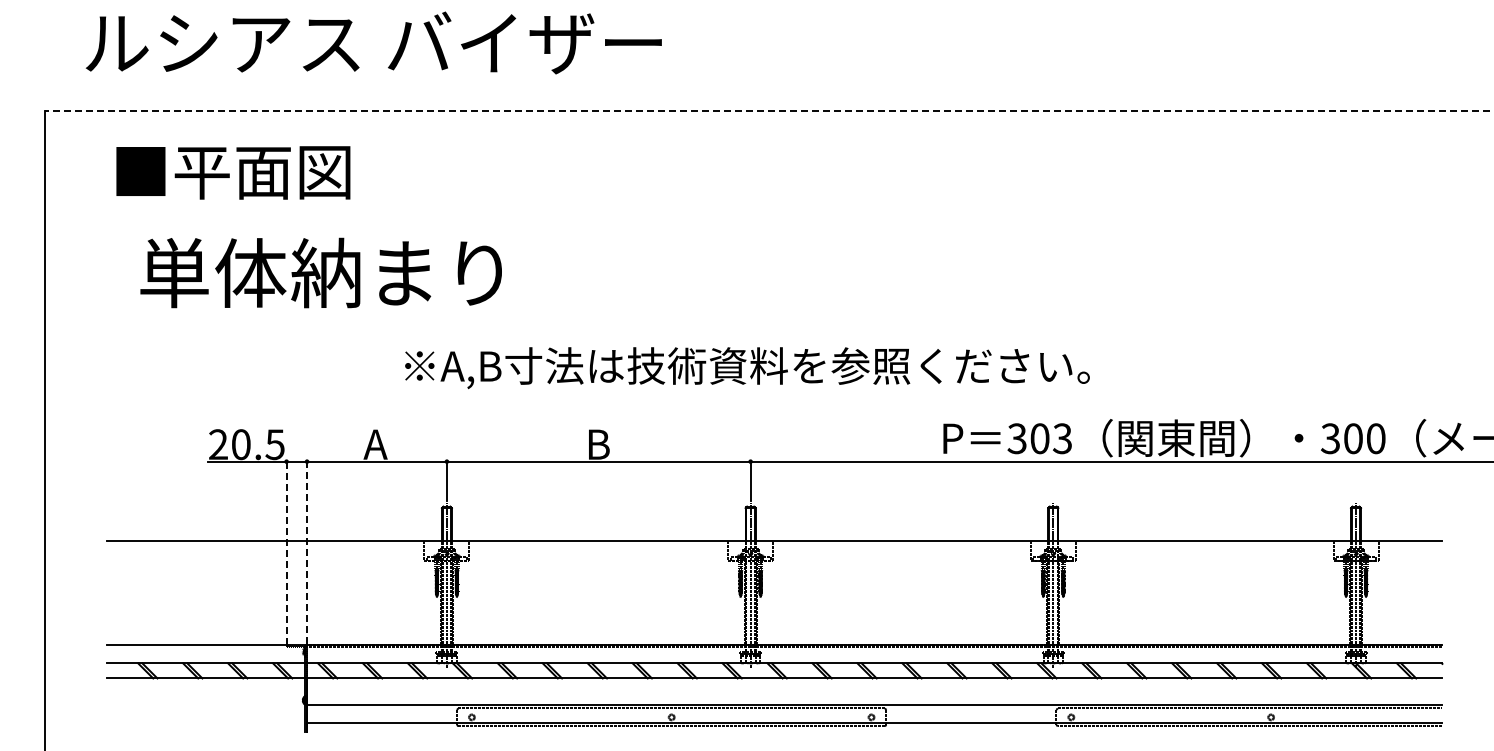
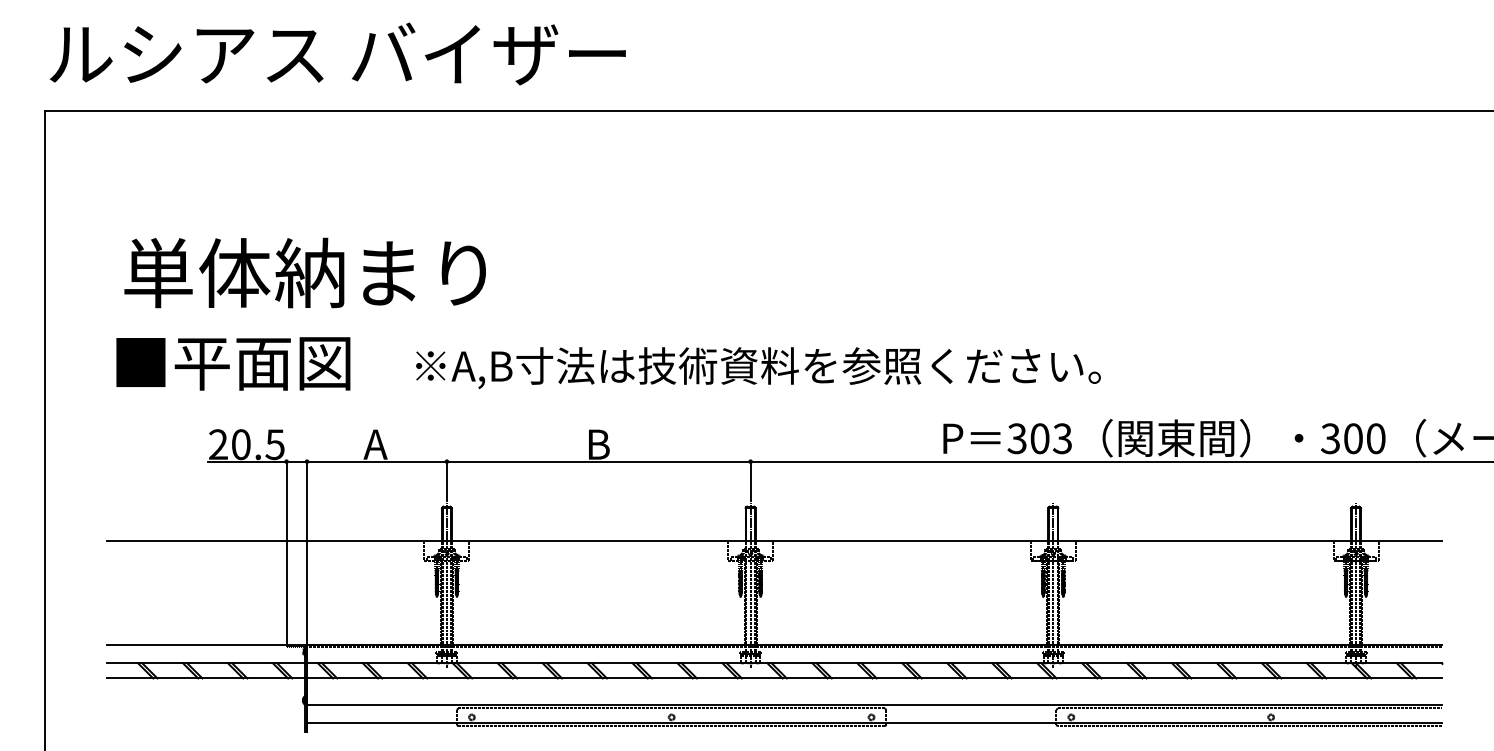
text position: (373, 42) -> (337, 53) (337, 53)
line: dashed -> solid (768, 111)
text position: (233, 172) -> (233, 363) (233, 363)
text position: (320, 272) -> (304, 272) (304, 272)
text position: (747, 368) -> (758, 368) (758, 368)
line: dashed -> solid (286, 552)
line: dashed -> solid (307, 552)
